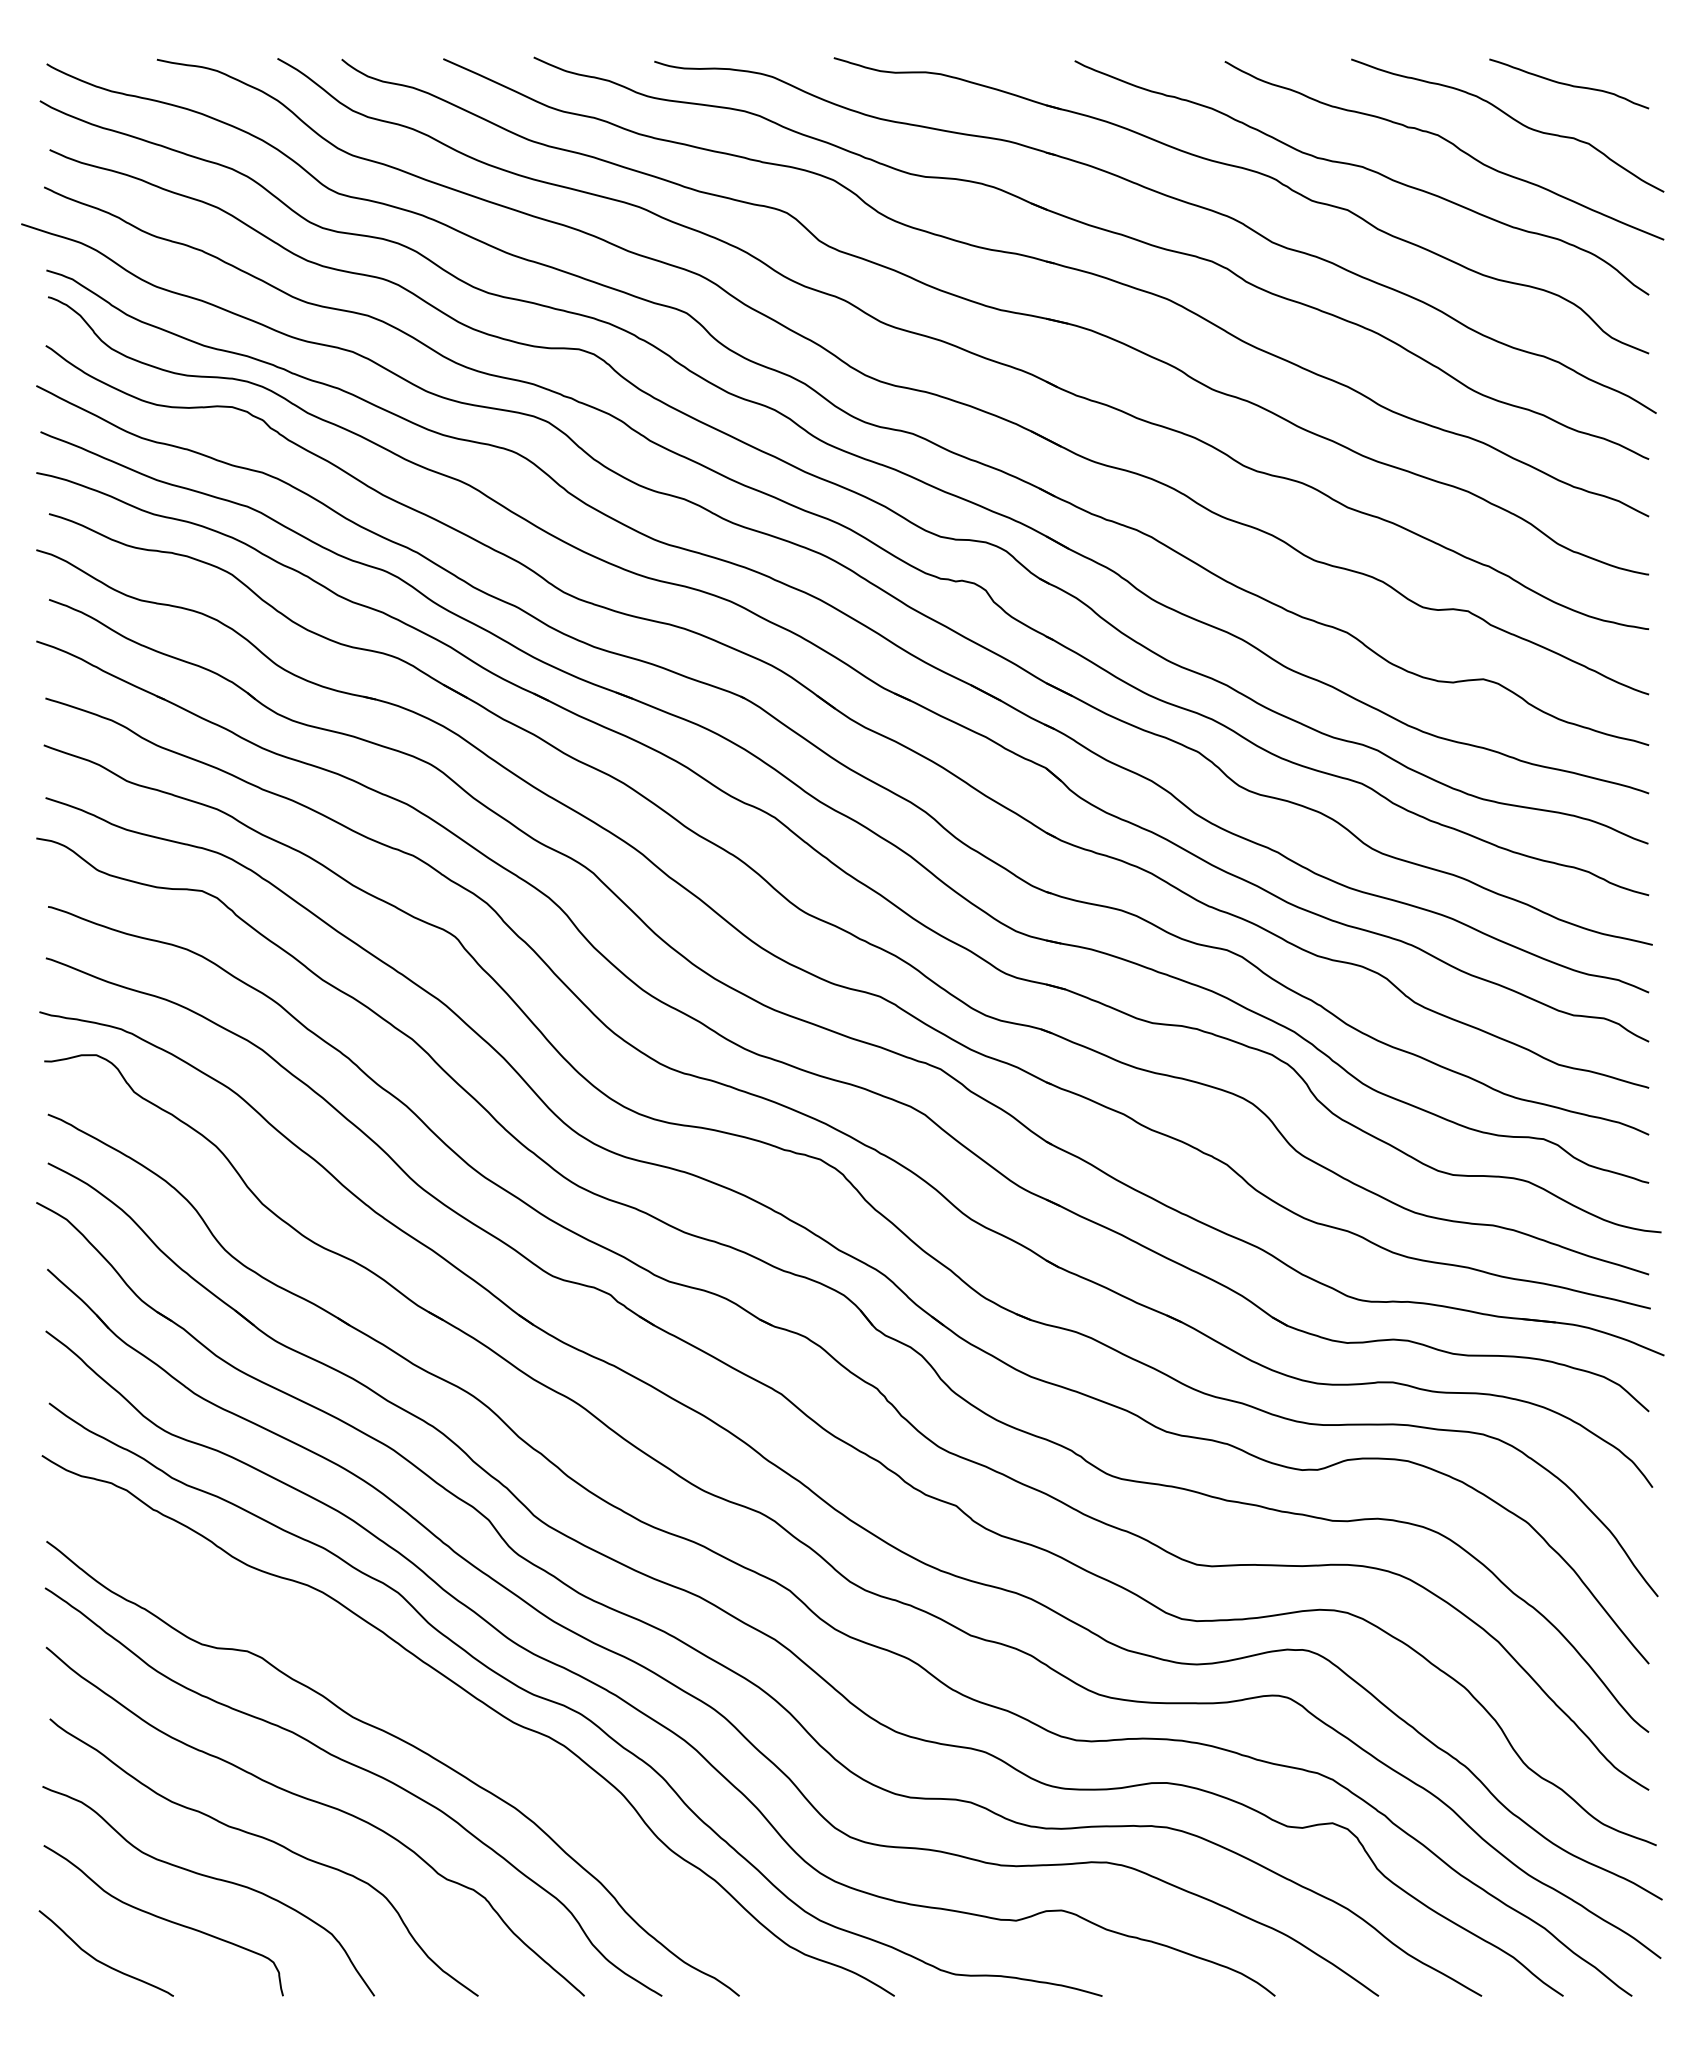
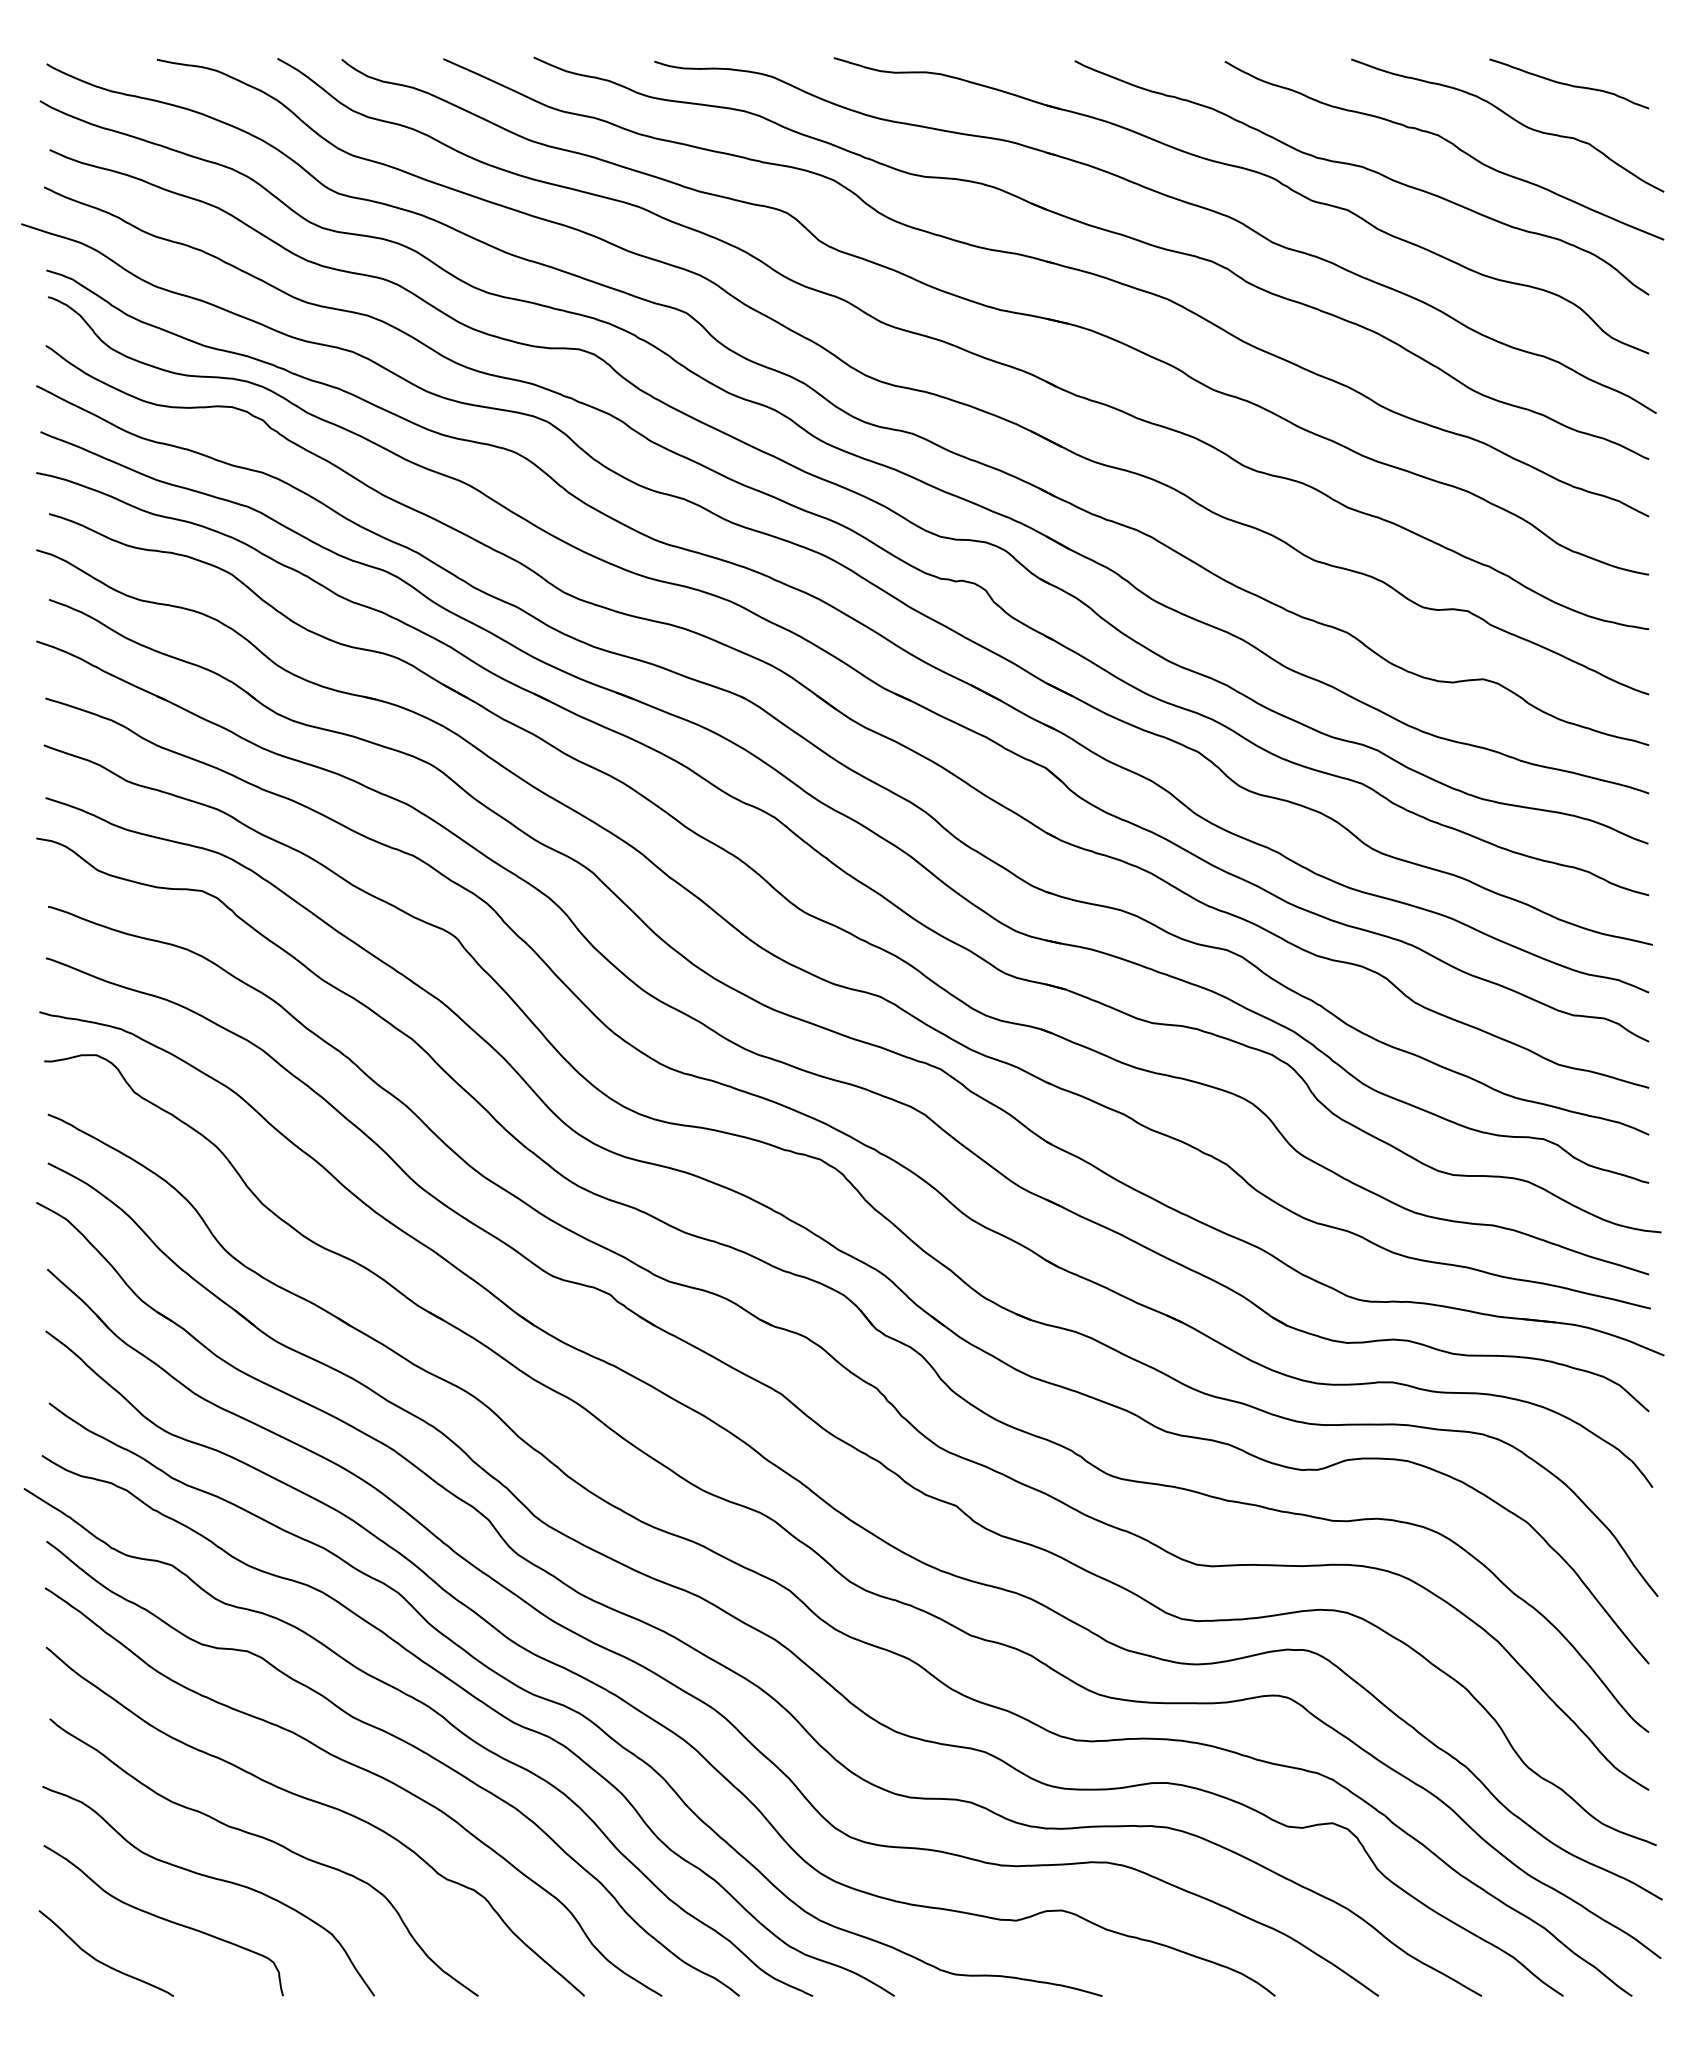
curve: none -> present (437, 1714)
